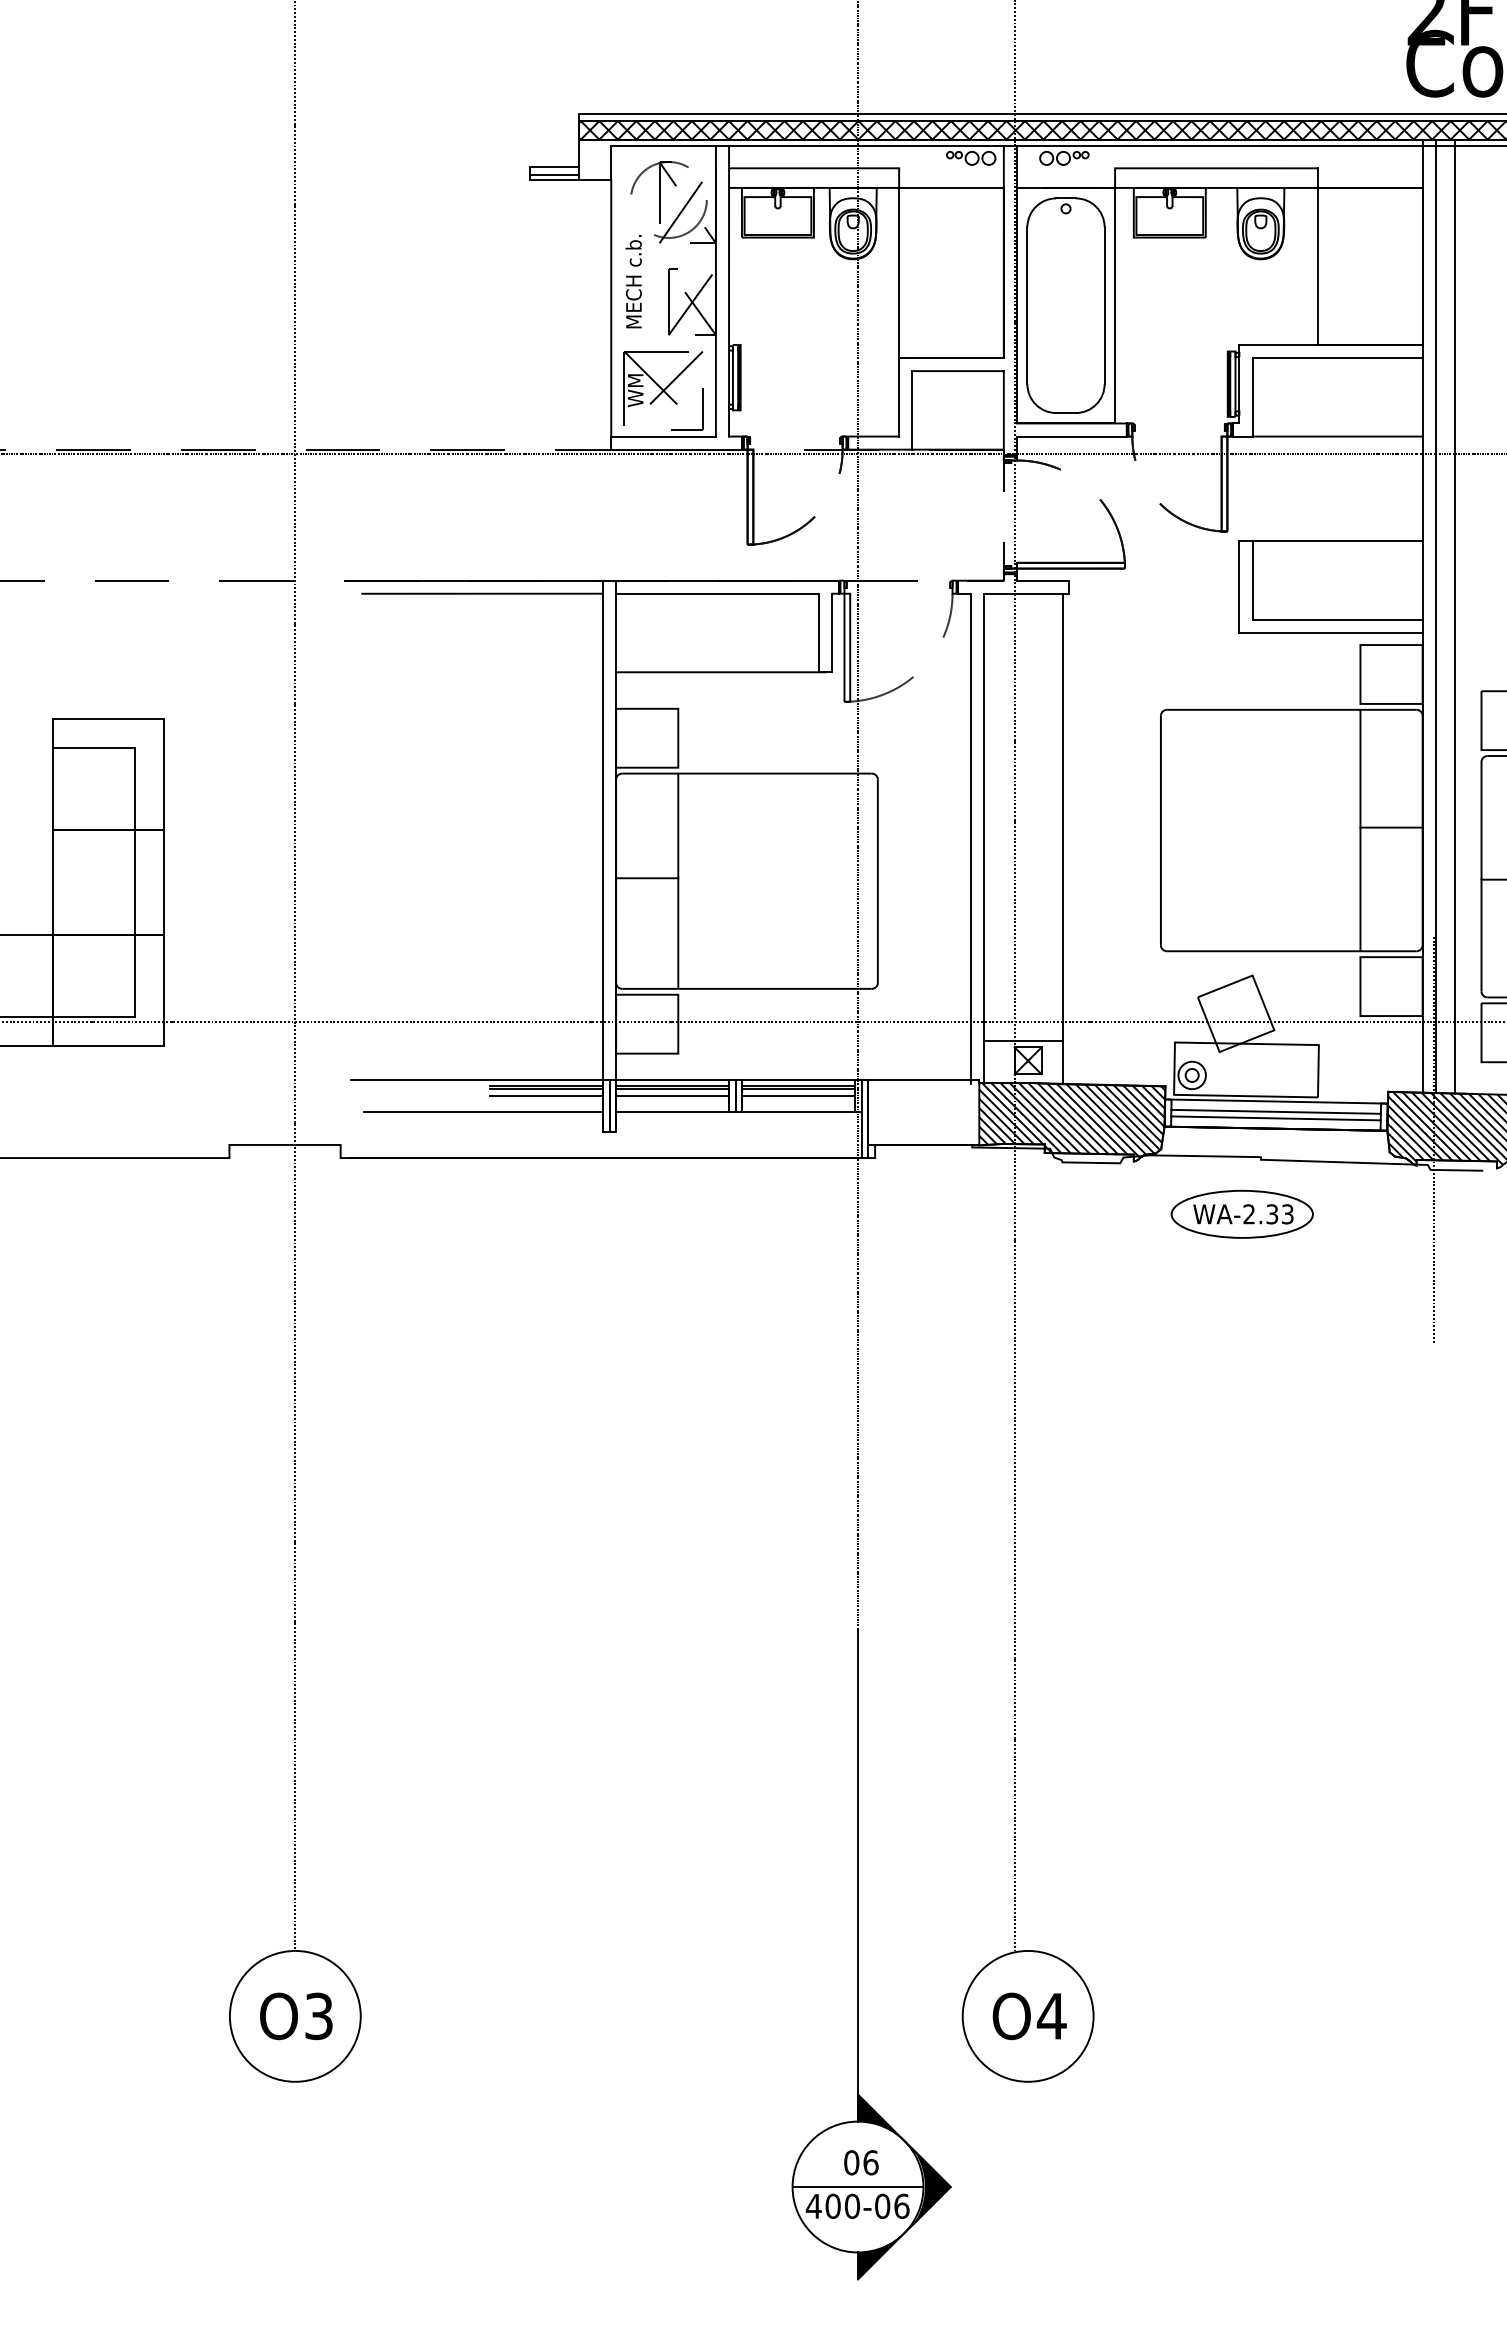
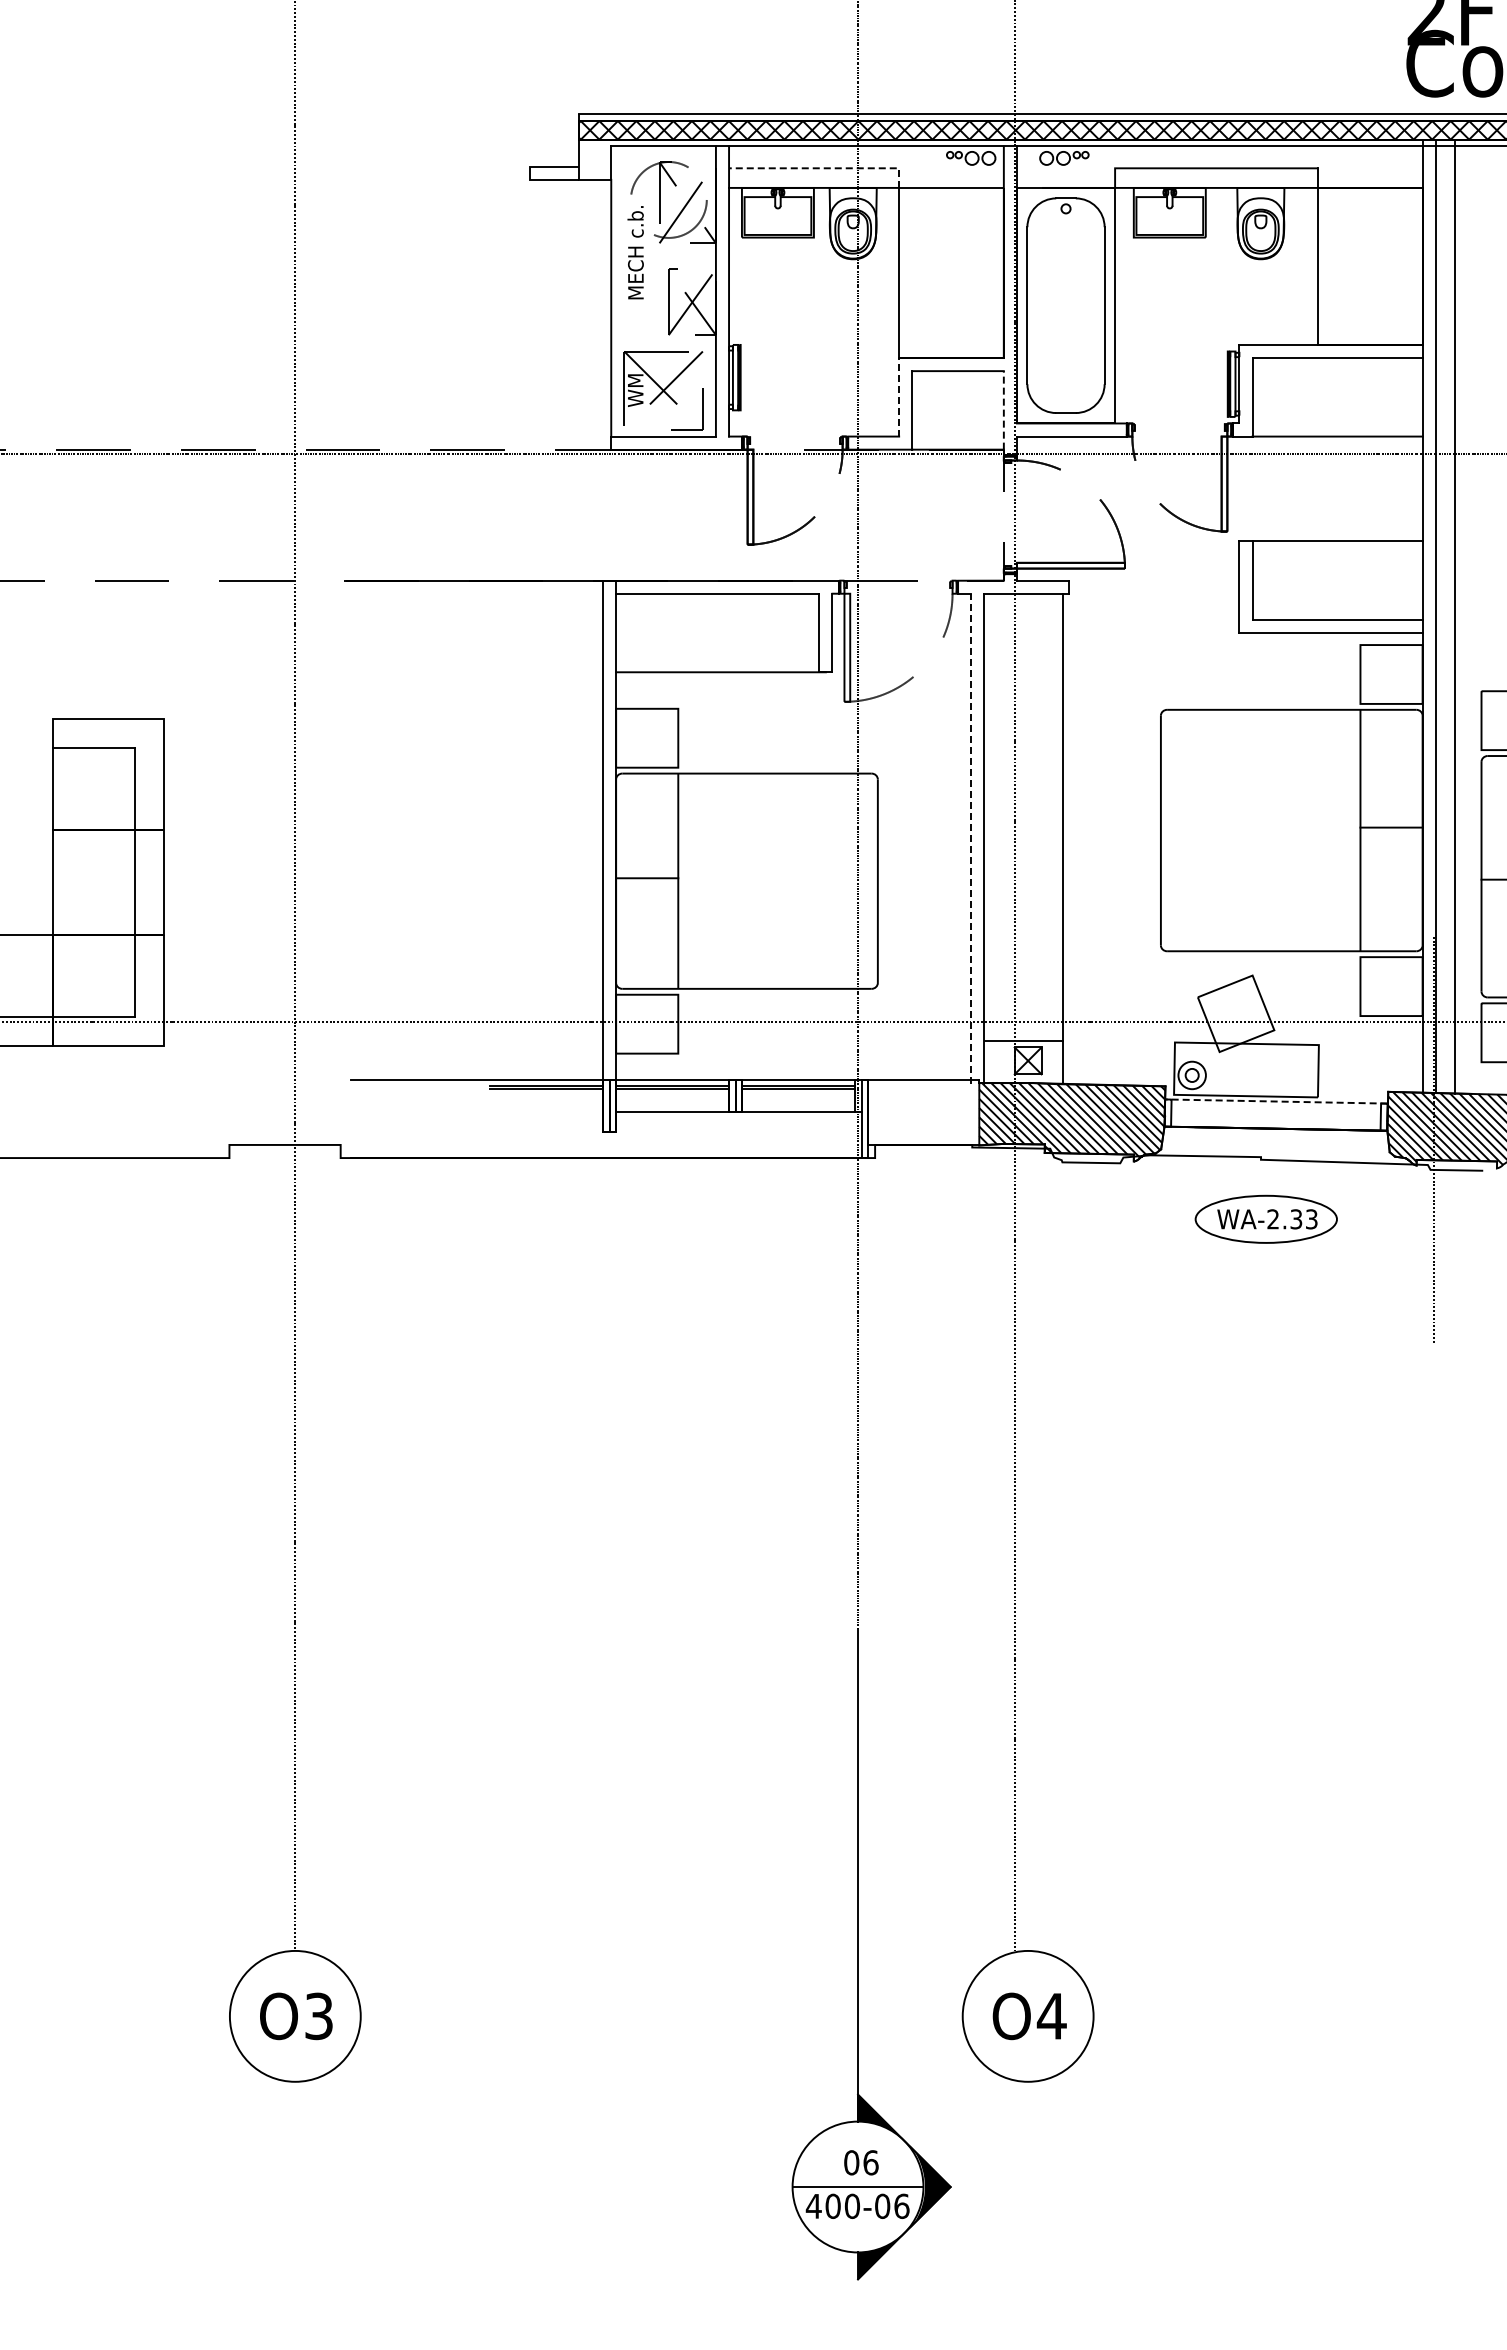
line: solid -> dashed (824, 168)
line: present -> none (554, 174)
text position: (633, 281) -> (635, 252) (635, 252)
line: solid -> dashed (899, 396)
line: solid -> dashed (1003, 409)
line: present -> none (482, 593)
line: solid -> dashed (971, 838)
line: present -> none (546, 1095)
line: present -> none (672, 1095)
line: present -> none (798, 1095)
line: solid -> dashed (1275, 1101)
line: present -> none (1275, 1111)
line: present -> none (483, 1112)
line: present -> none (1275, 1118)
part position: (1241, 1213) -> (1265, 1218) (1265, 1218)
